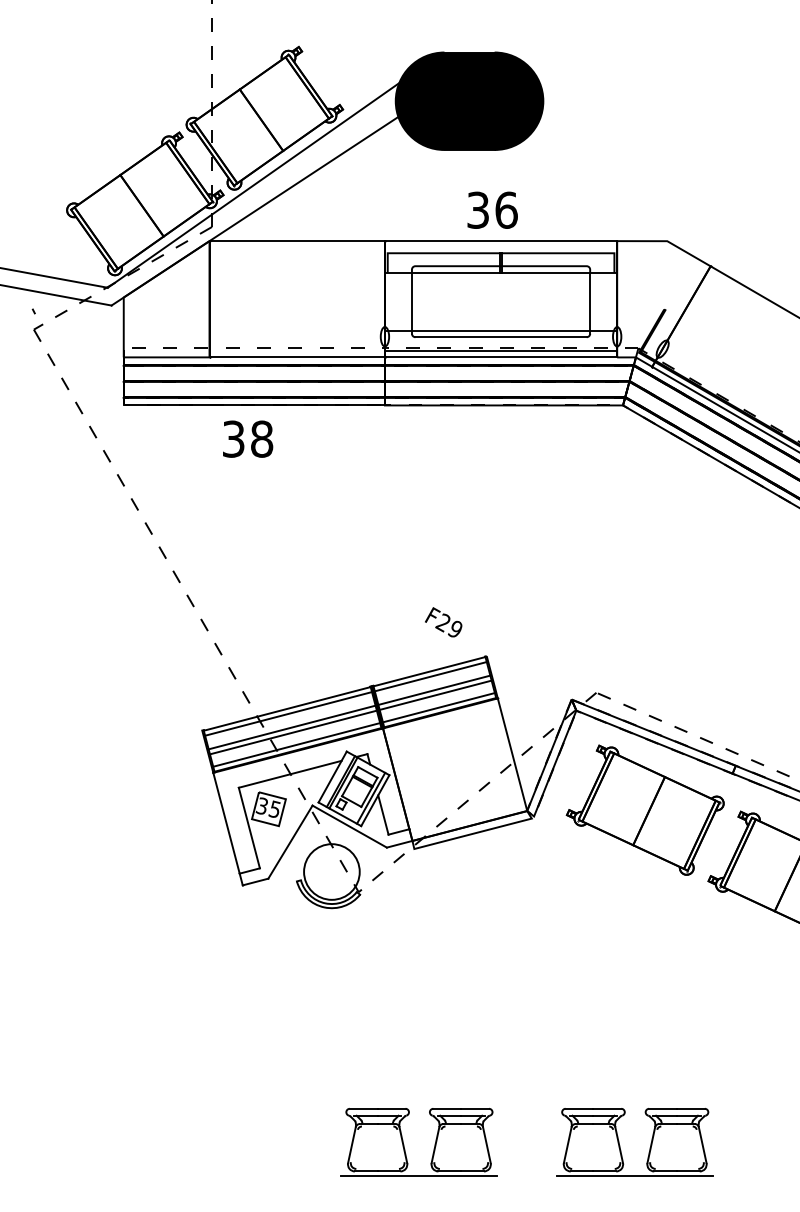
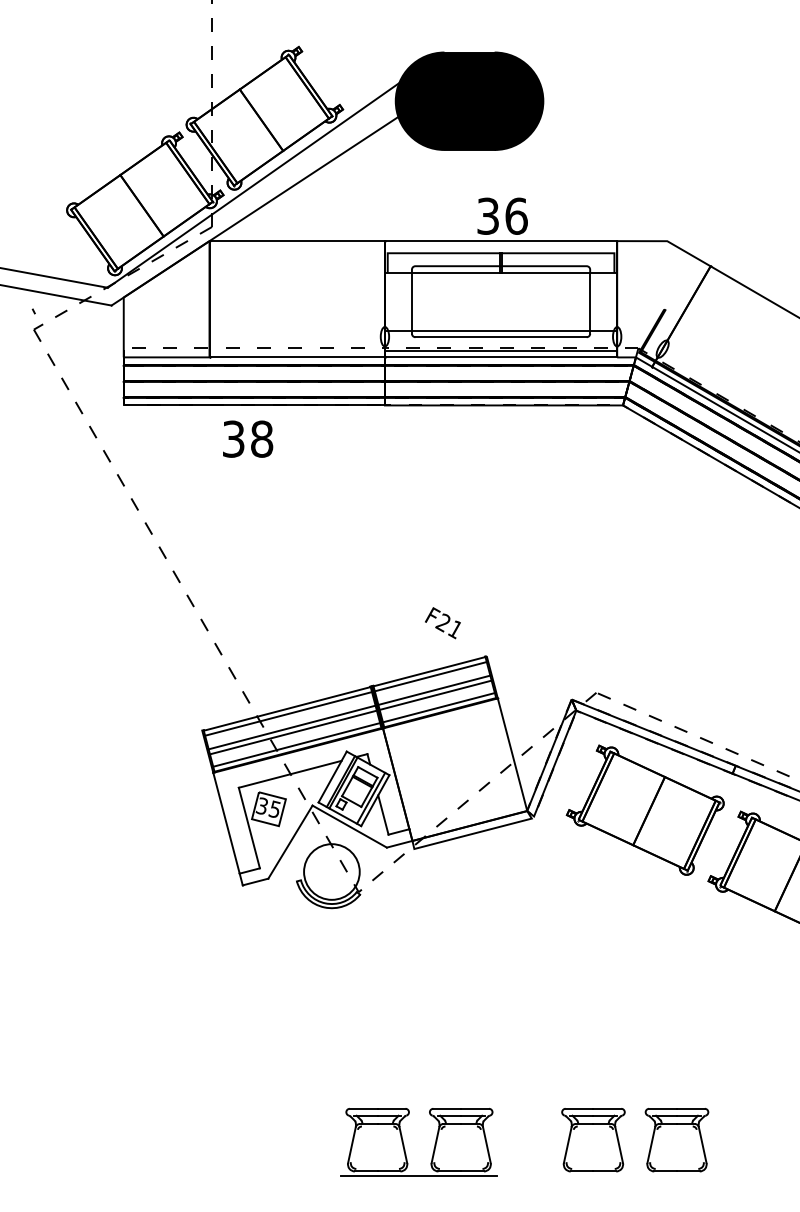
text position: (492, 209) -> (502, 215) (502, 215)
text: F29 -> F21 (455, 629)
line: present -> none (635, 1175)
